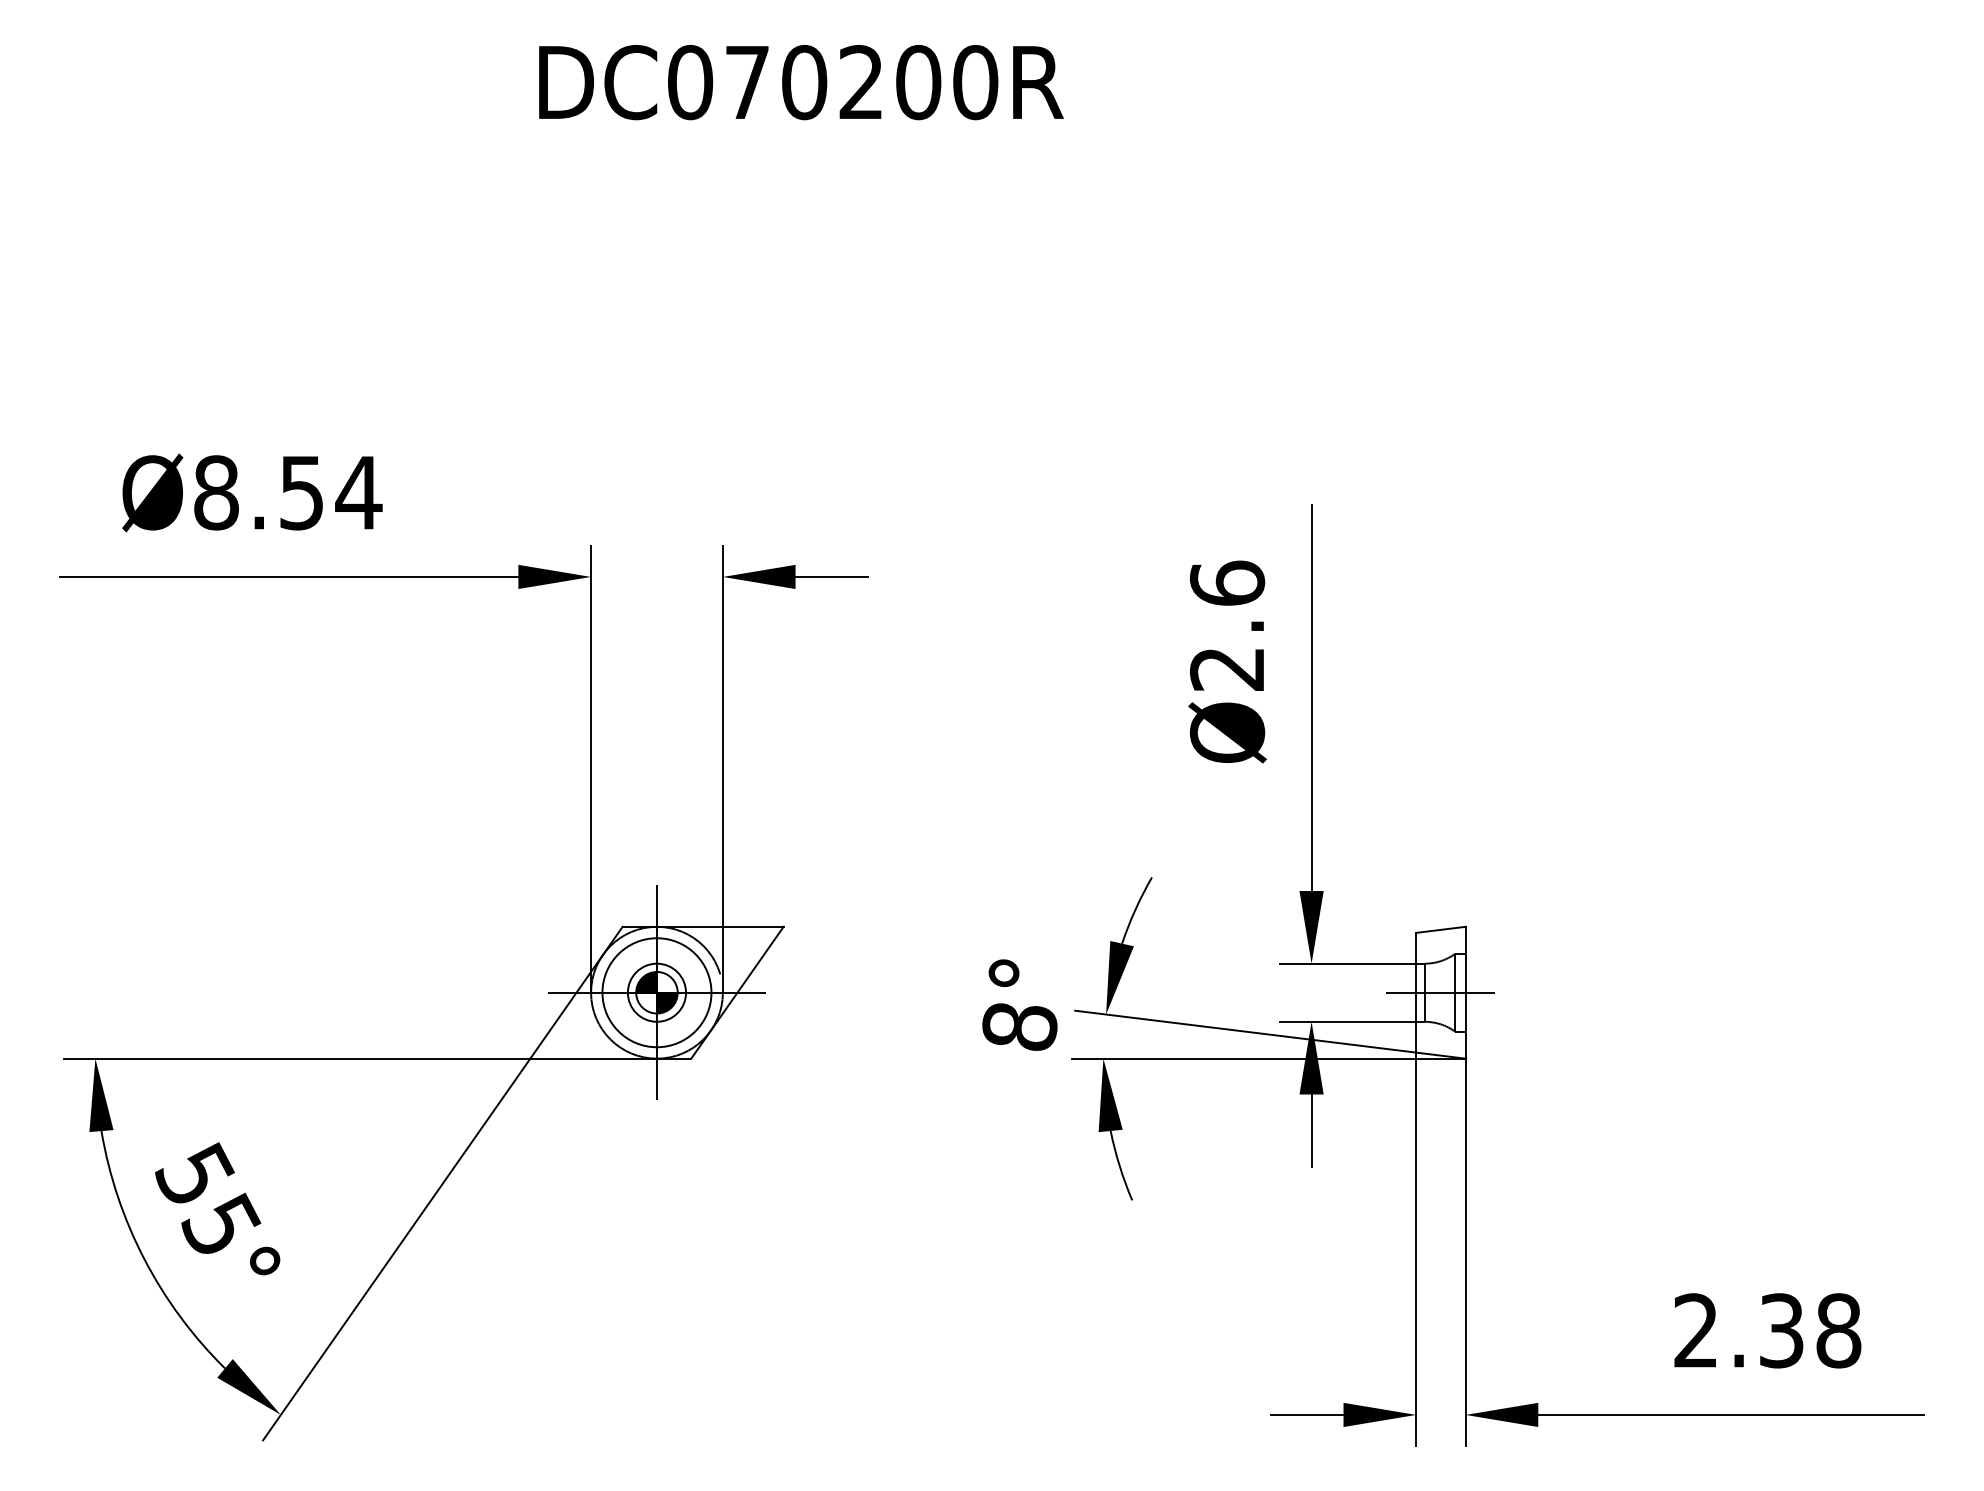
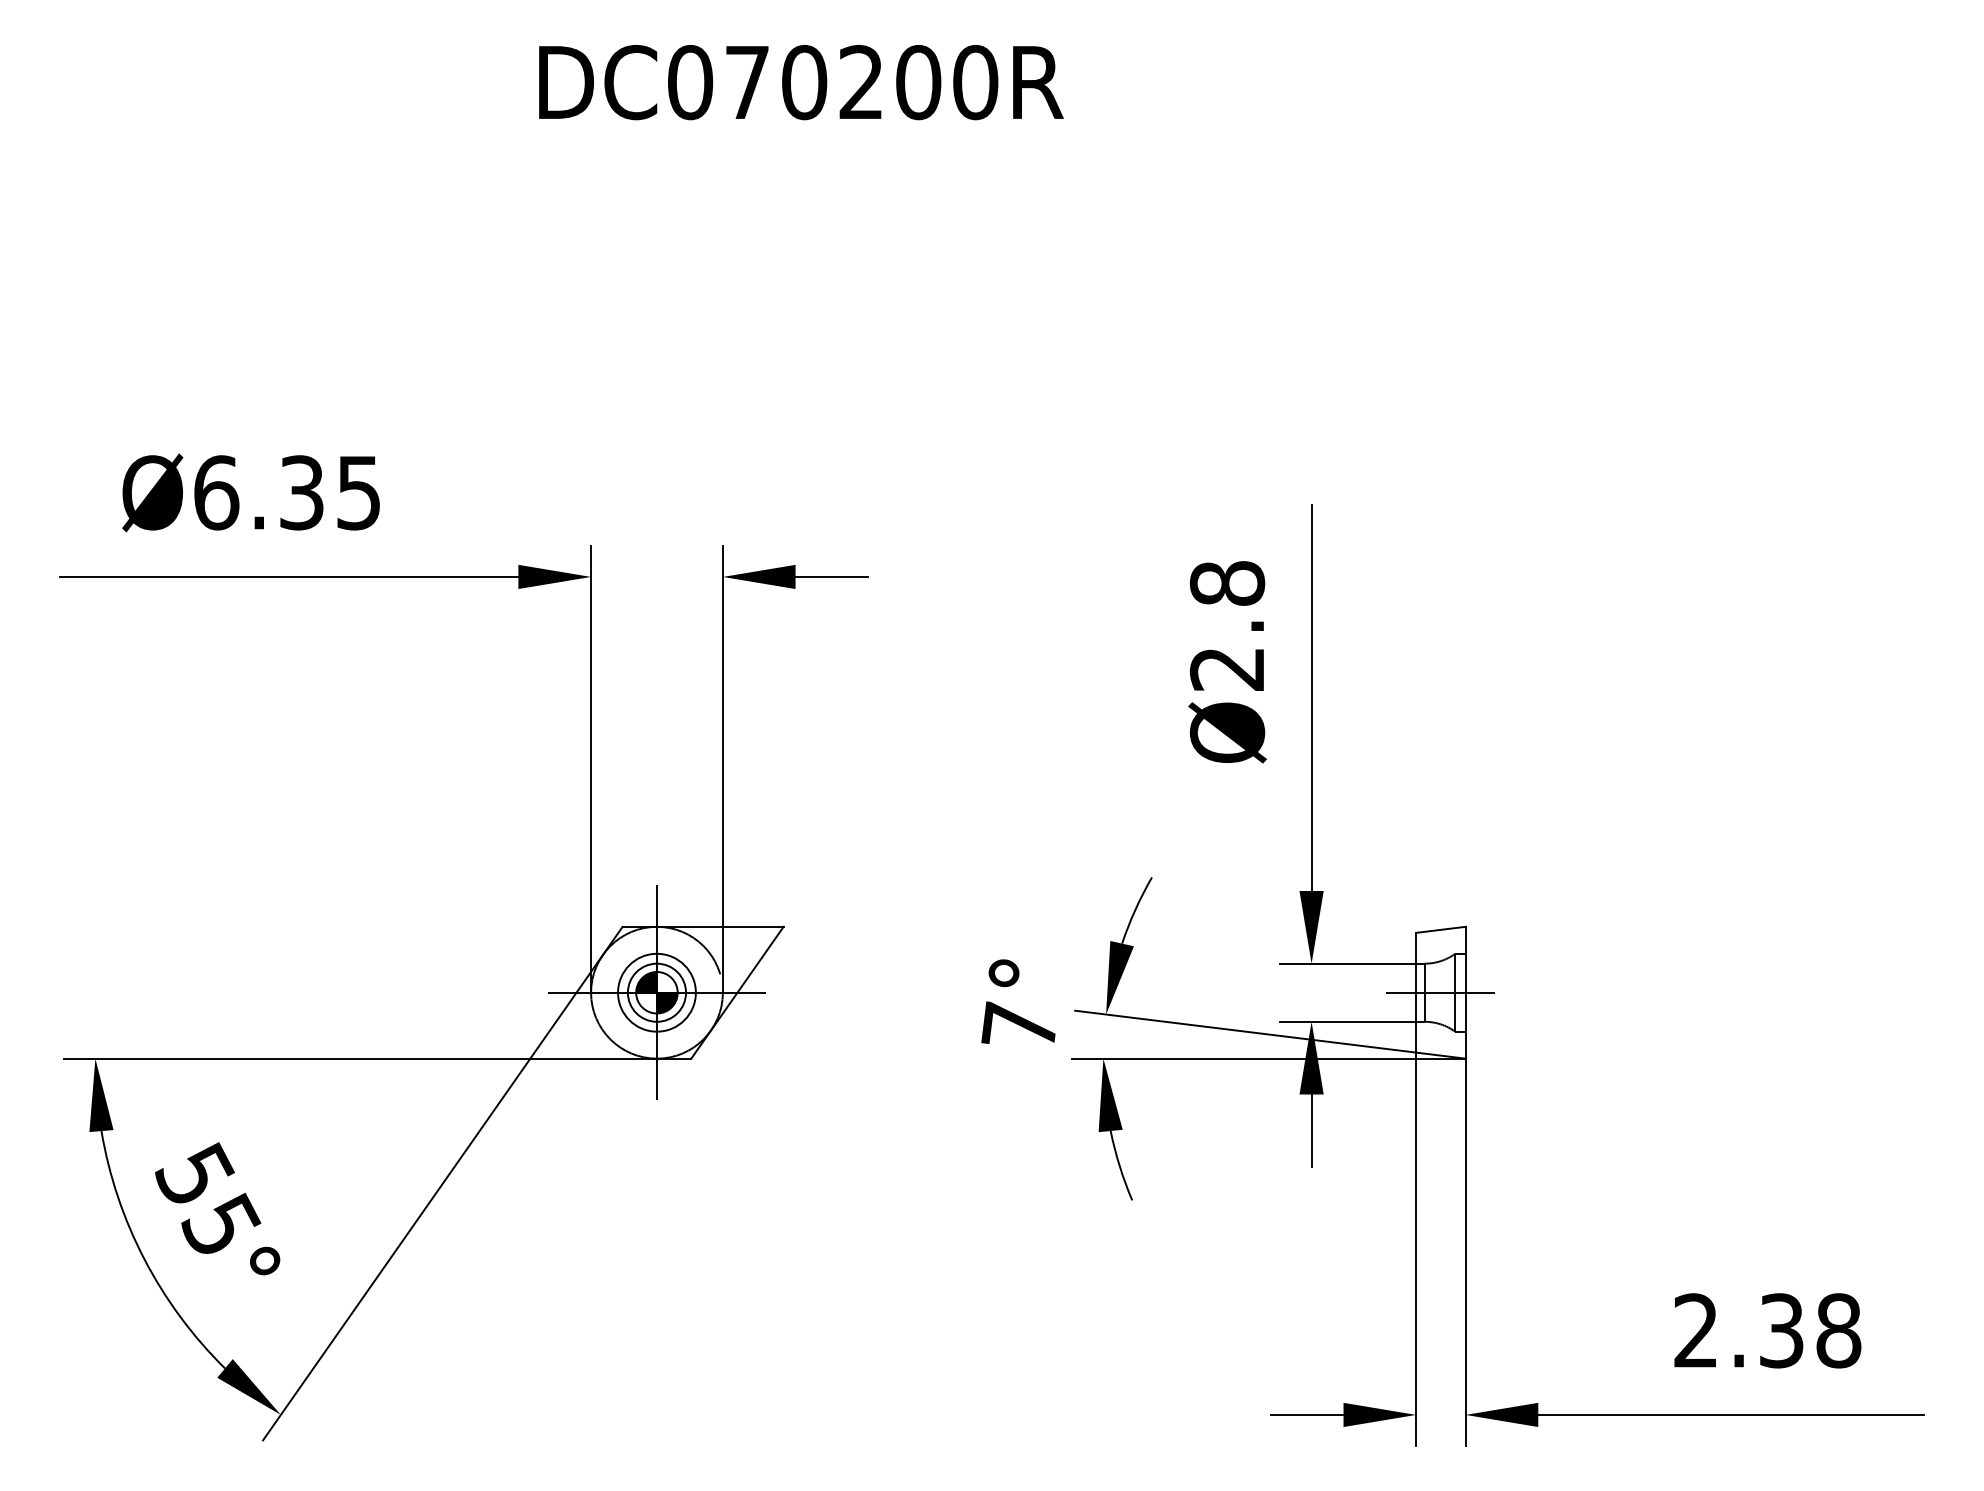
text: Ø8.54 -> Ø6.35 (288, 492)
text: Ø2.6 -> Ø2.8 (1227, 582)
circle diameter: 109 px -> 78 px (656, 992)
text: 8° -> 7° (1019, 1025)
